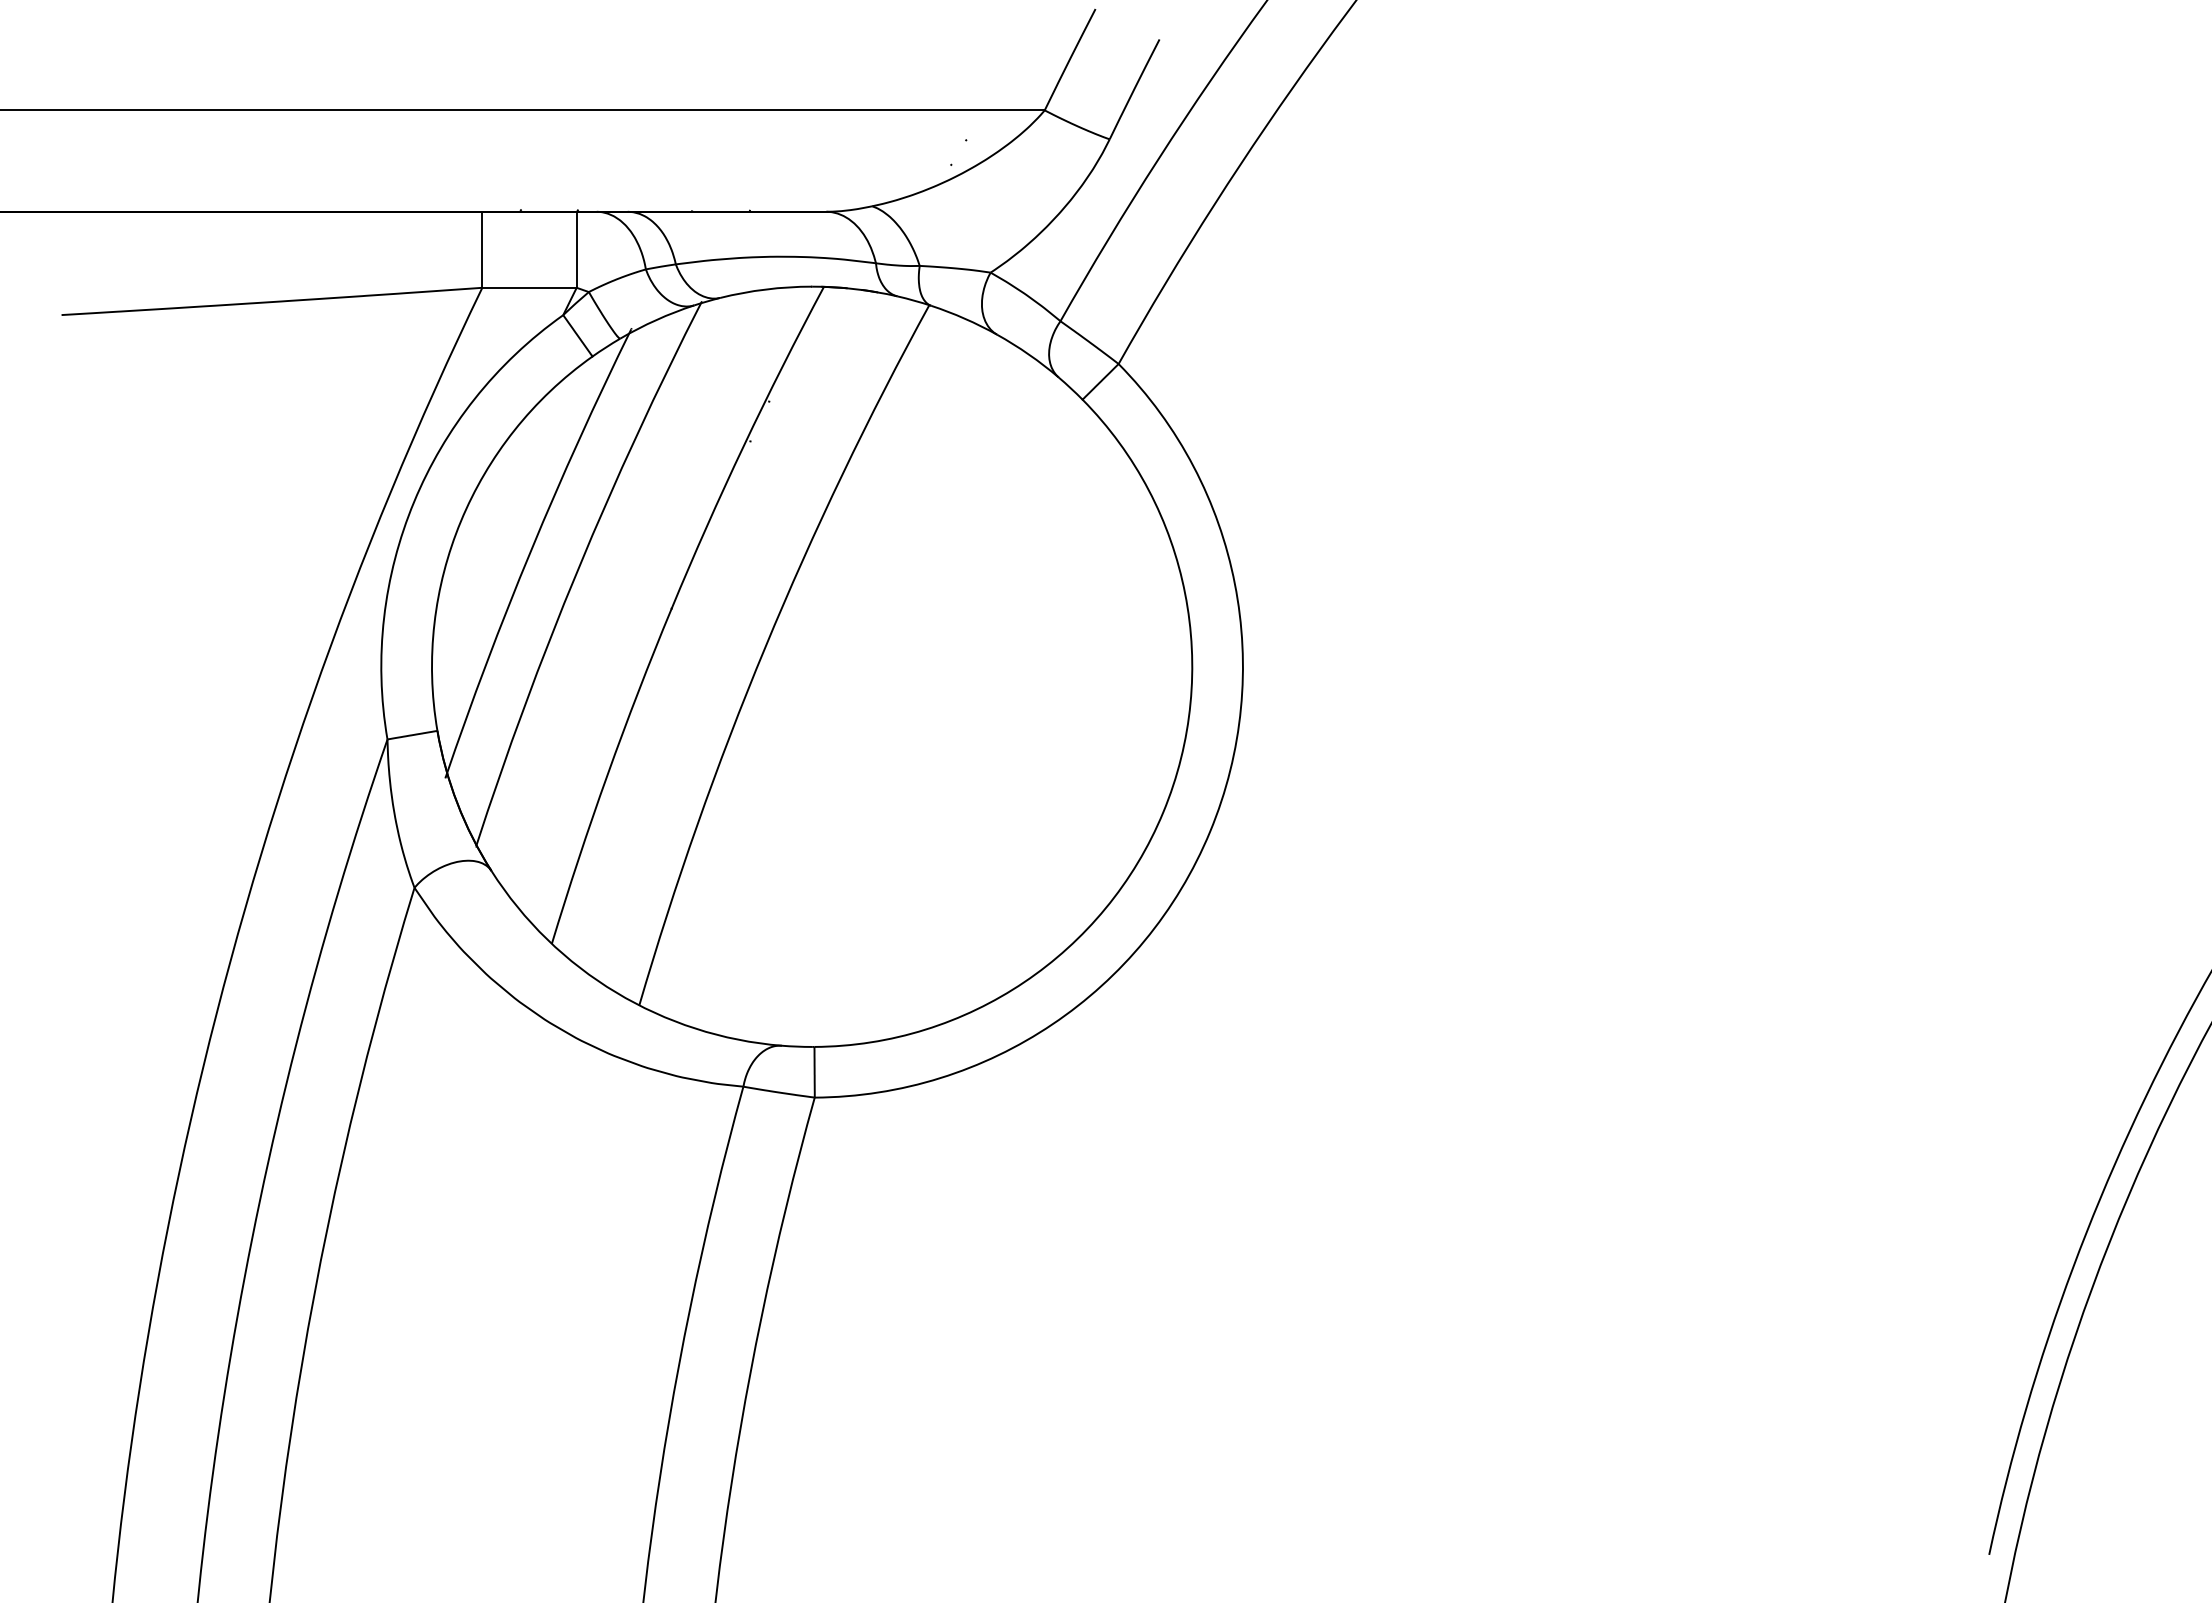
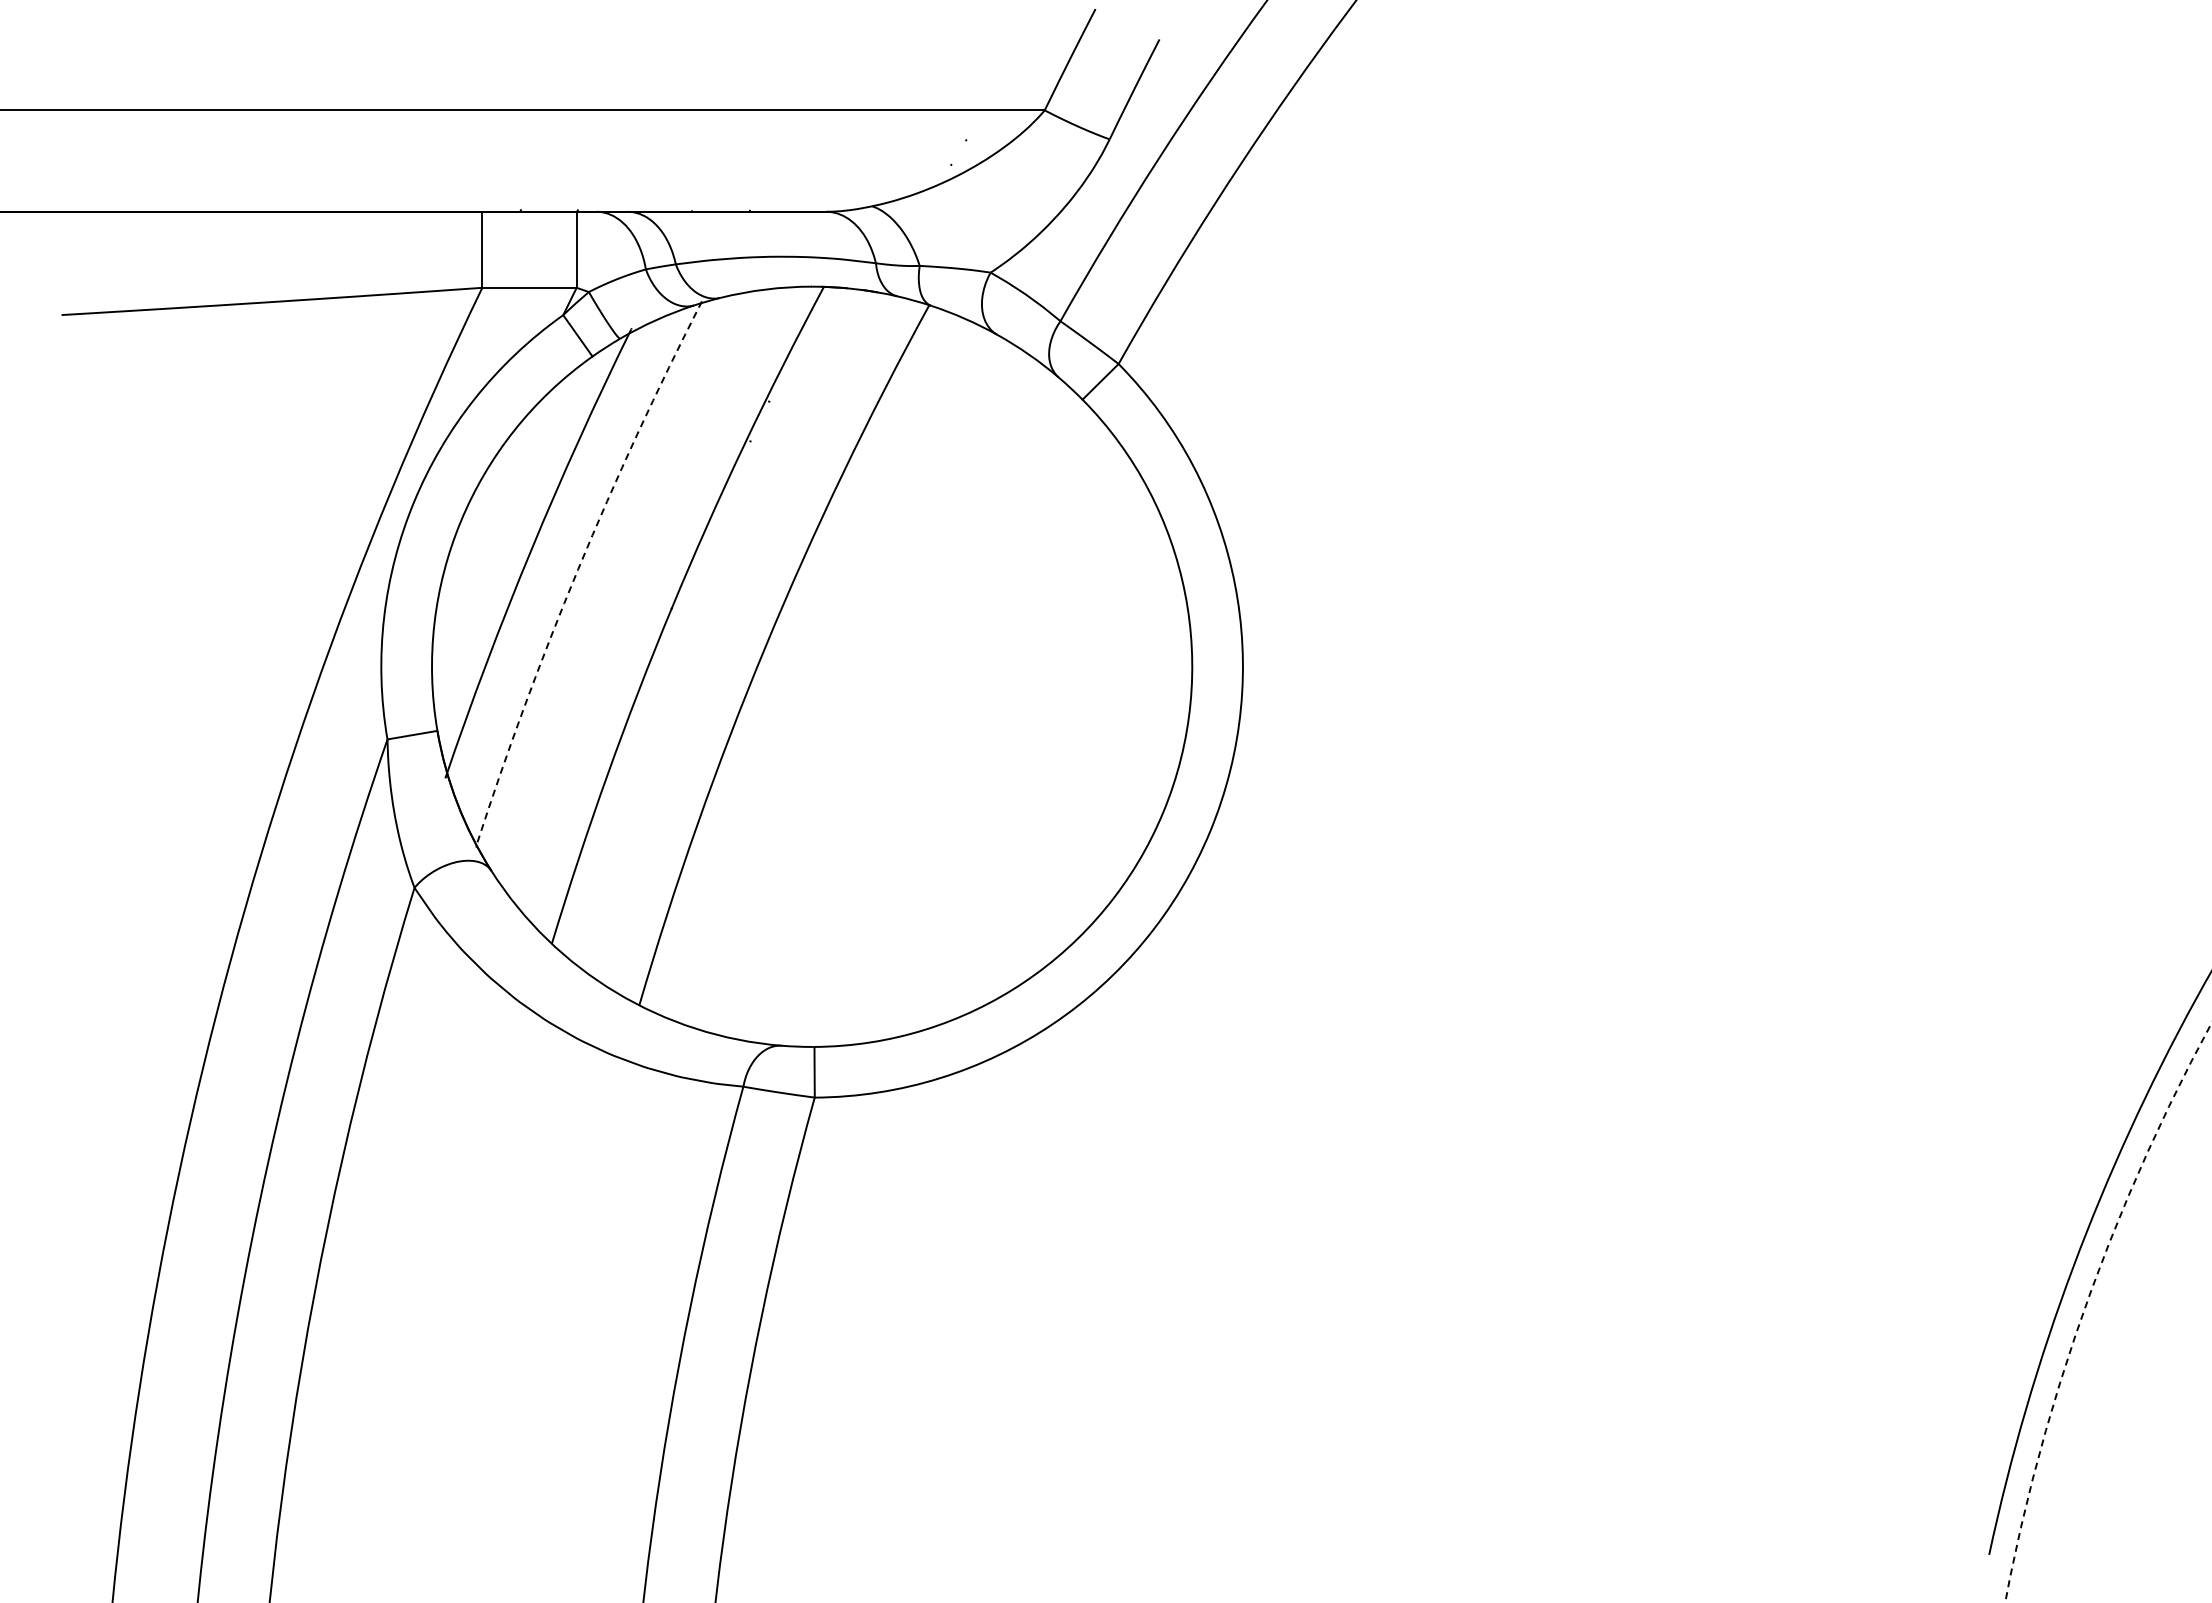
arc: solid -> dashed (578, 569)
arc: solid -> dashed (2085, 1306)
